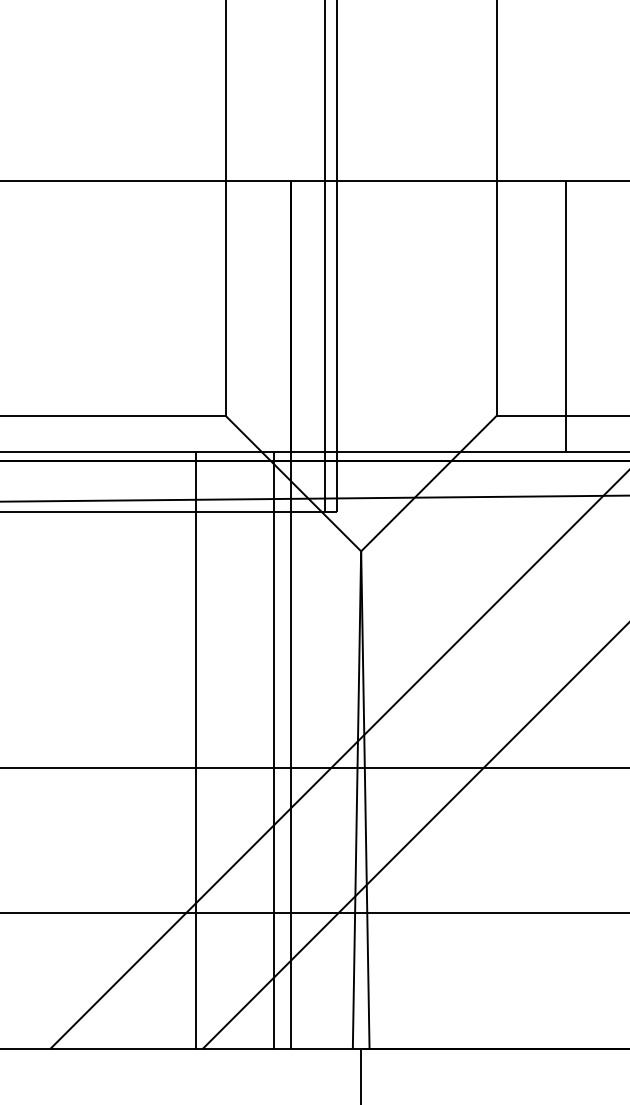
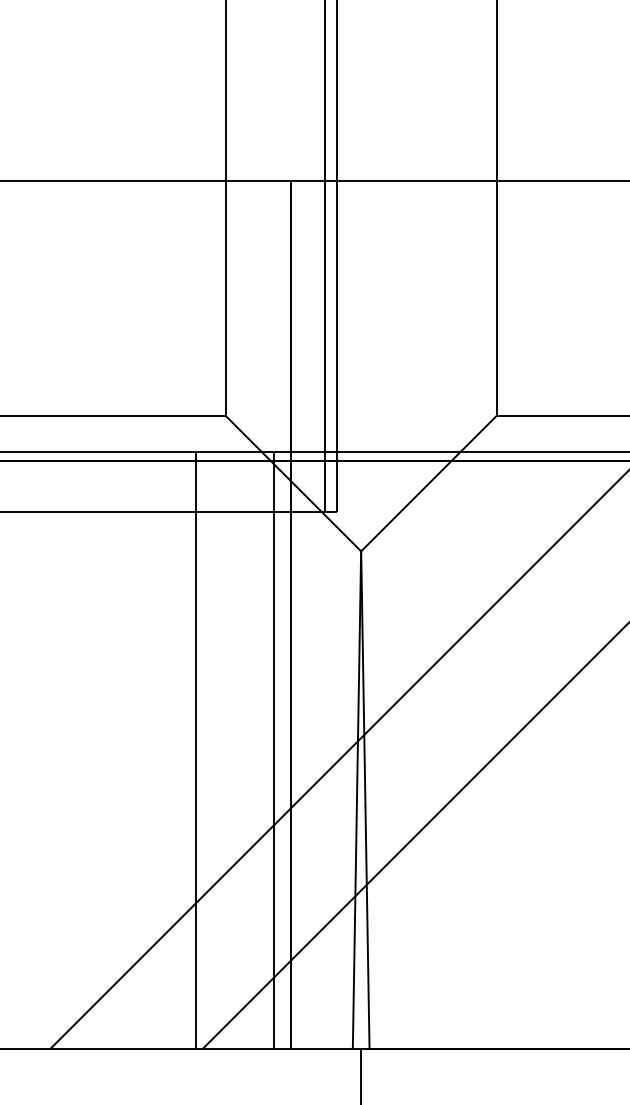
line: present -> none (565, 315)
line: present -> none (314, 498)
line: present -> none (314, 768)
line: present -> none (314, 913)
